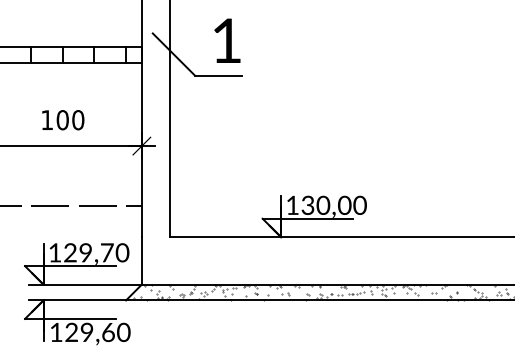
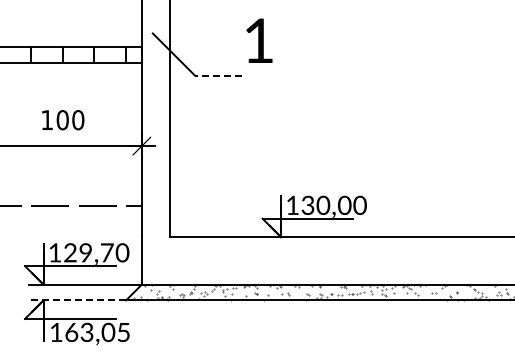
text position: (227, 40) -> (259, 40) (259, 40)
line: solid -> dashed (218, 75)
line: solid -> dashed (77, 300)
text: 129,60 -> 163,05 (97, 332)
